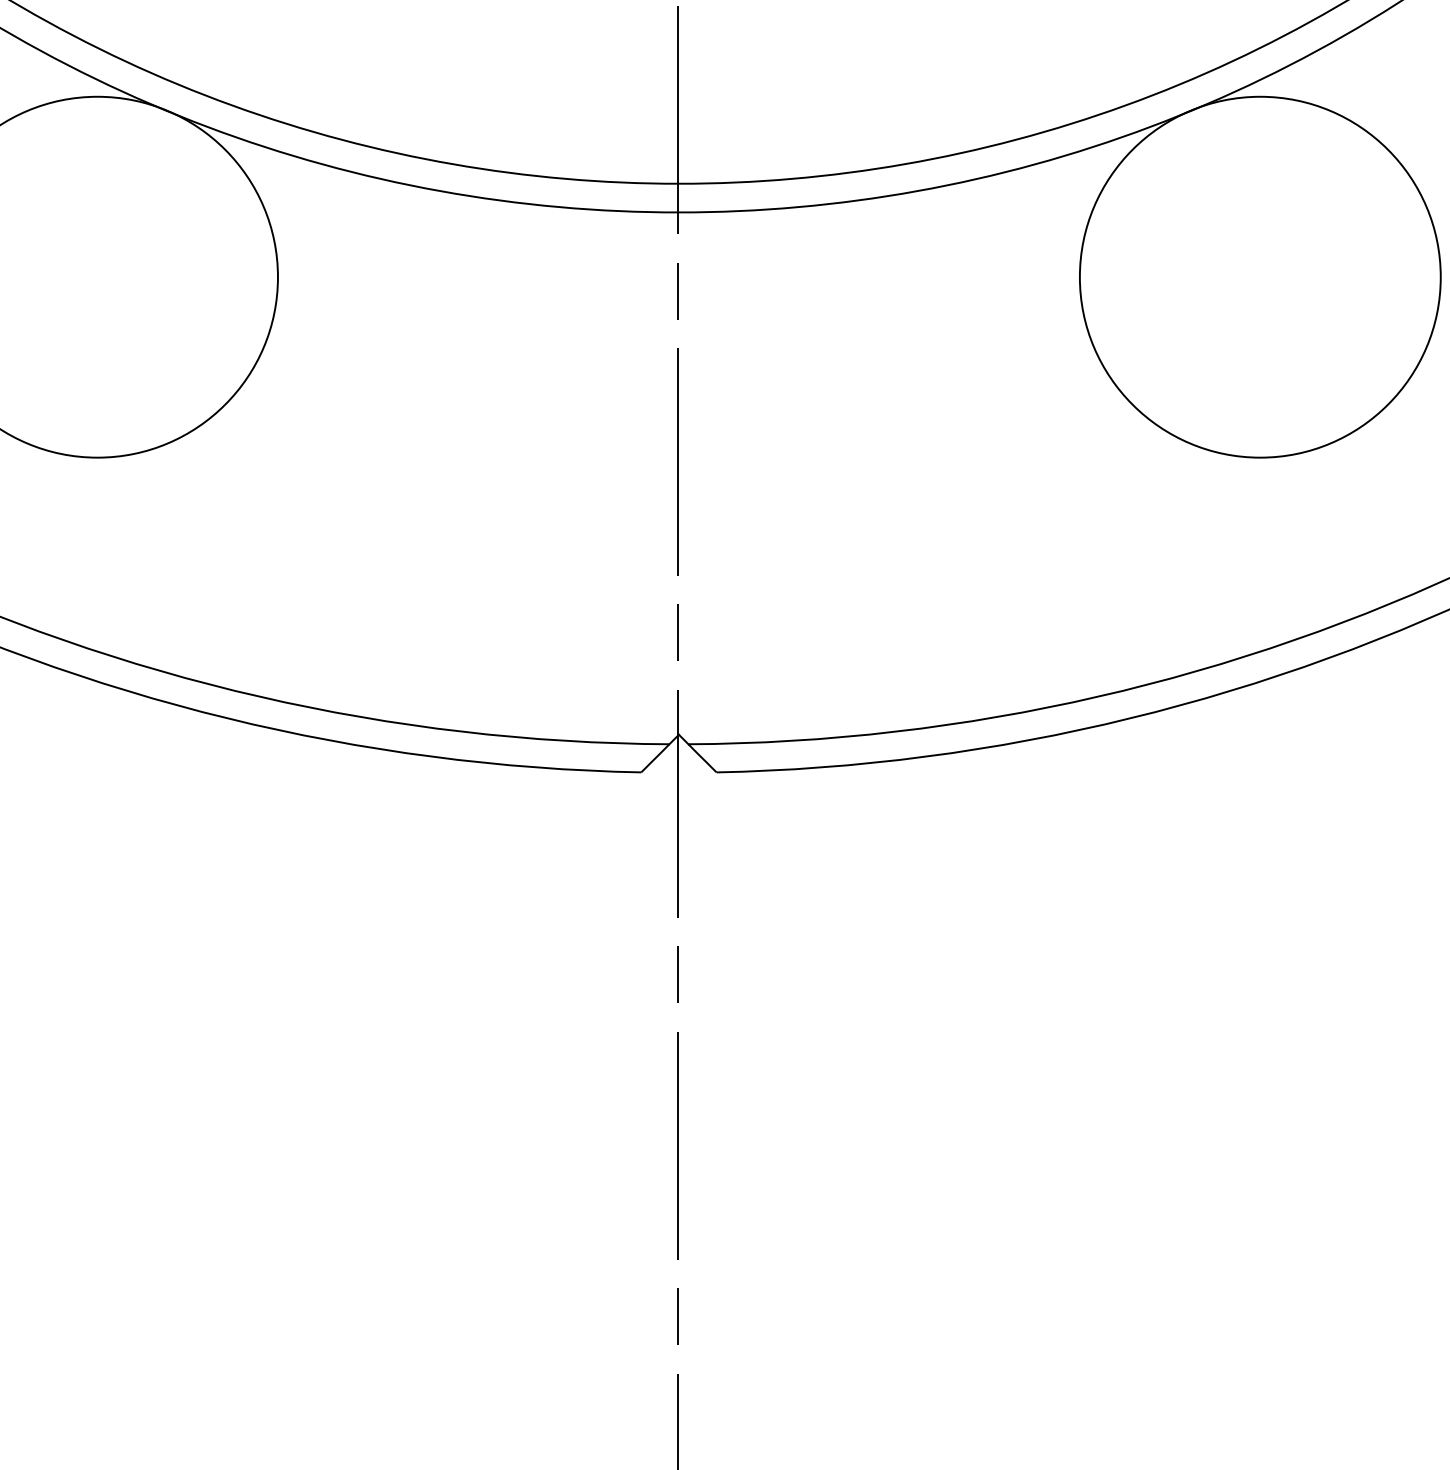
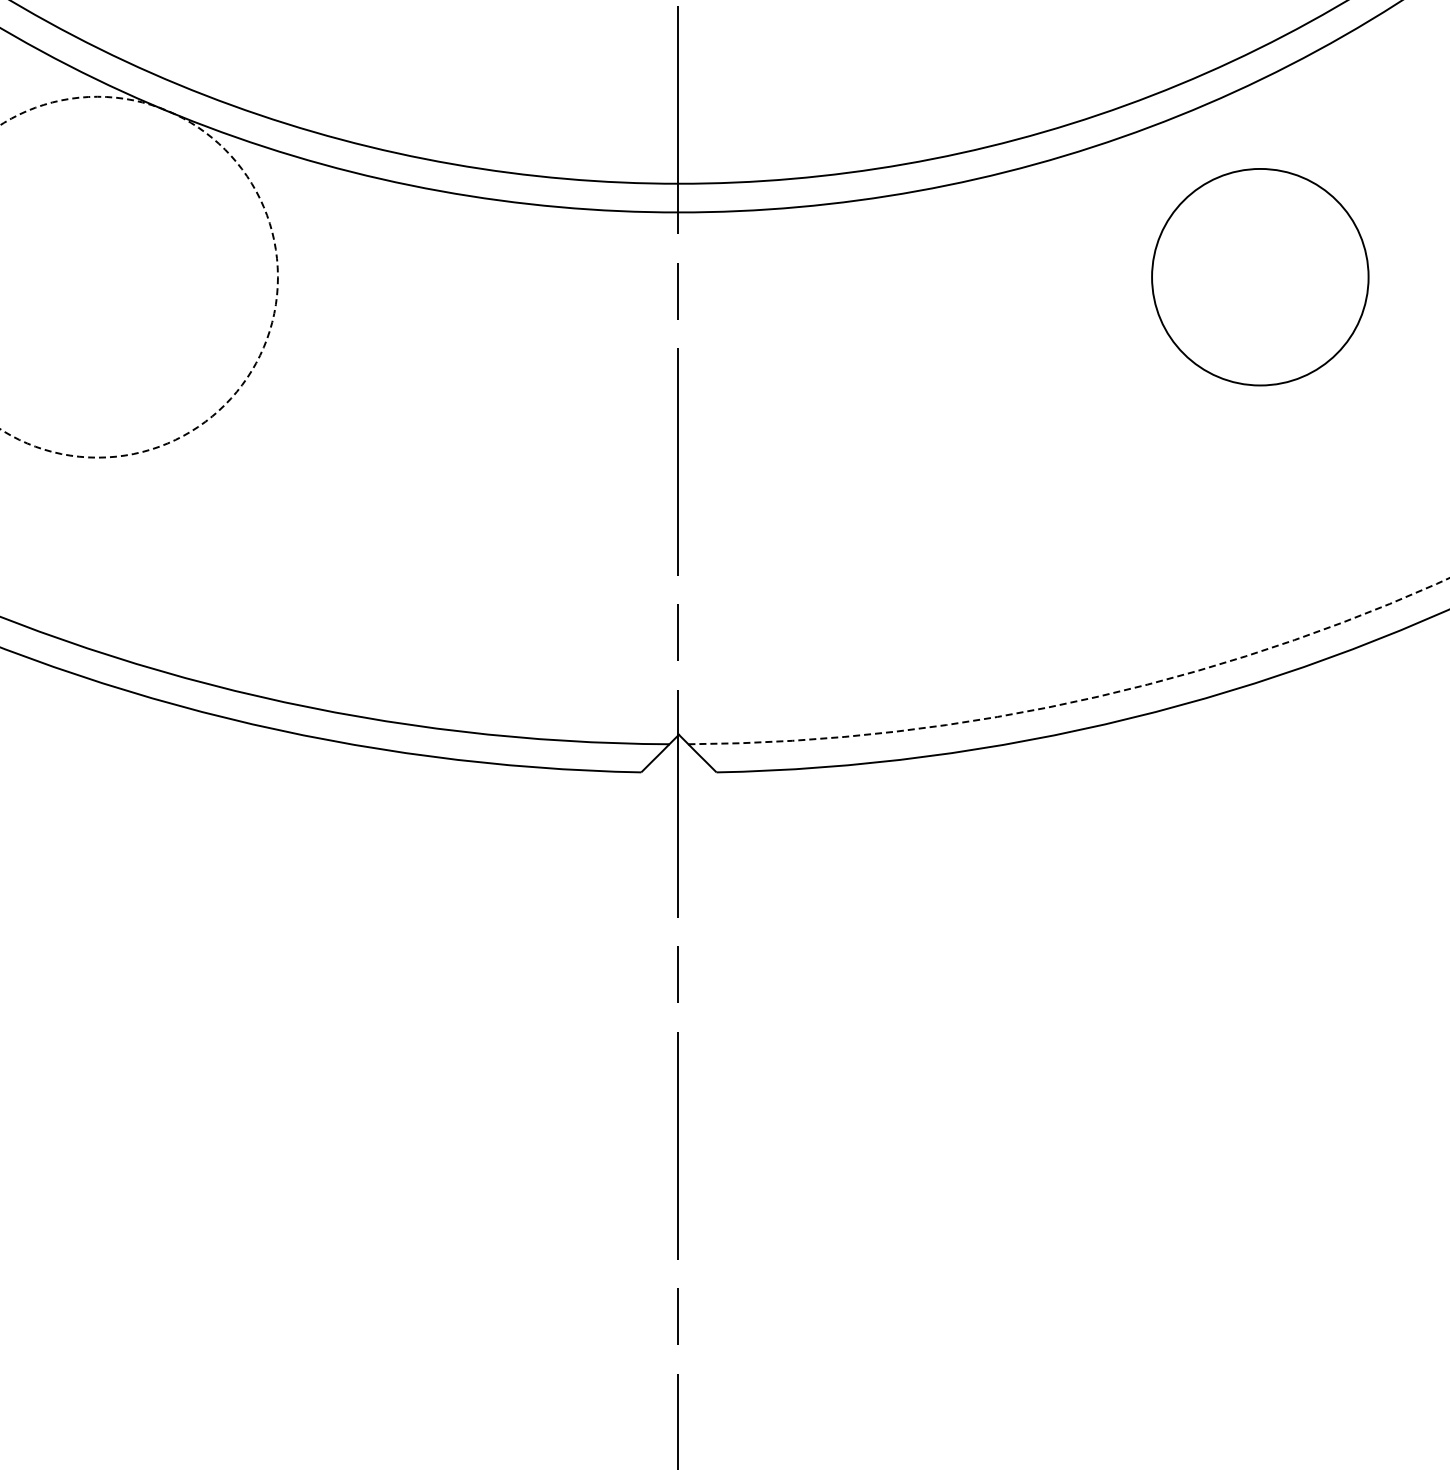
circle: solid -> dashed (138, 276)
circle diameter: 361 px -> 217 px (1260, 276)
arc: solid -> dashed (1078, 700)
